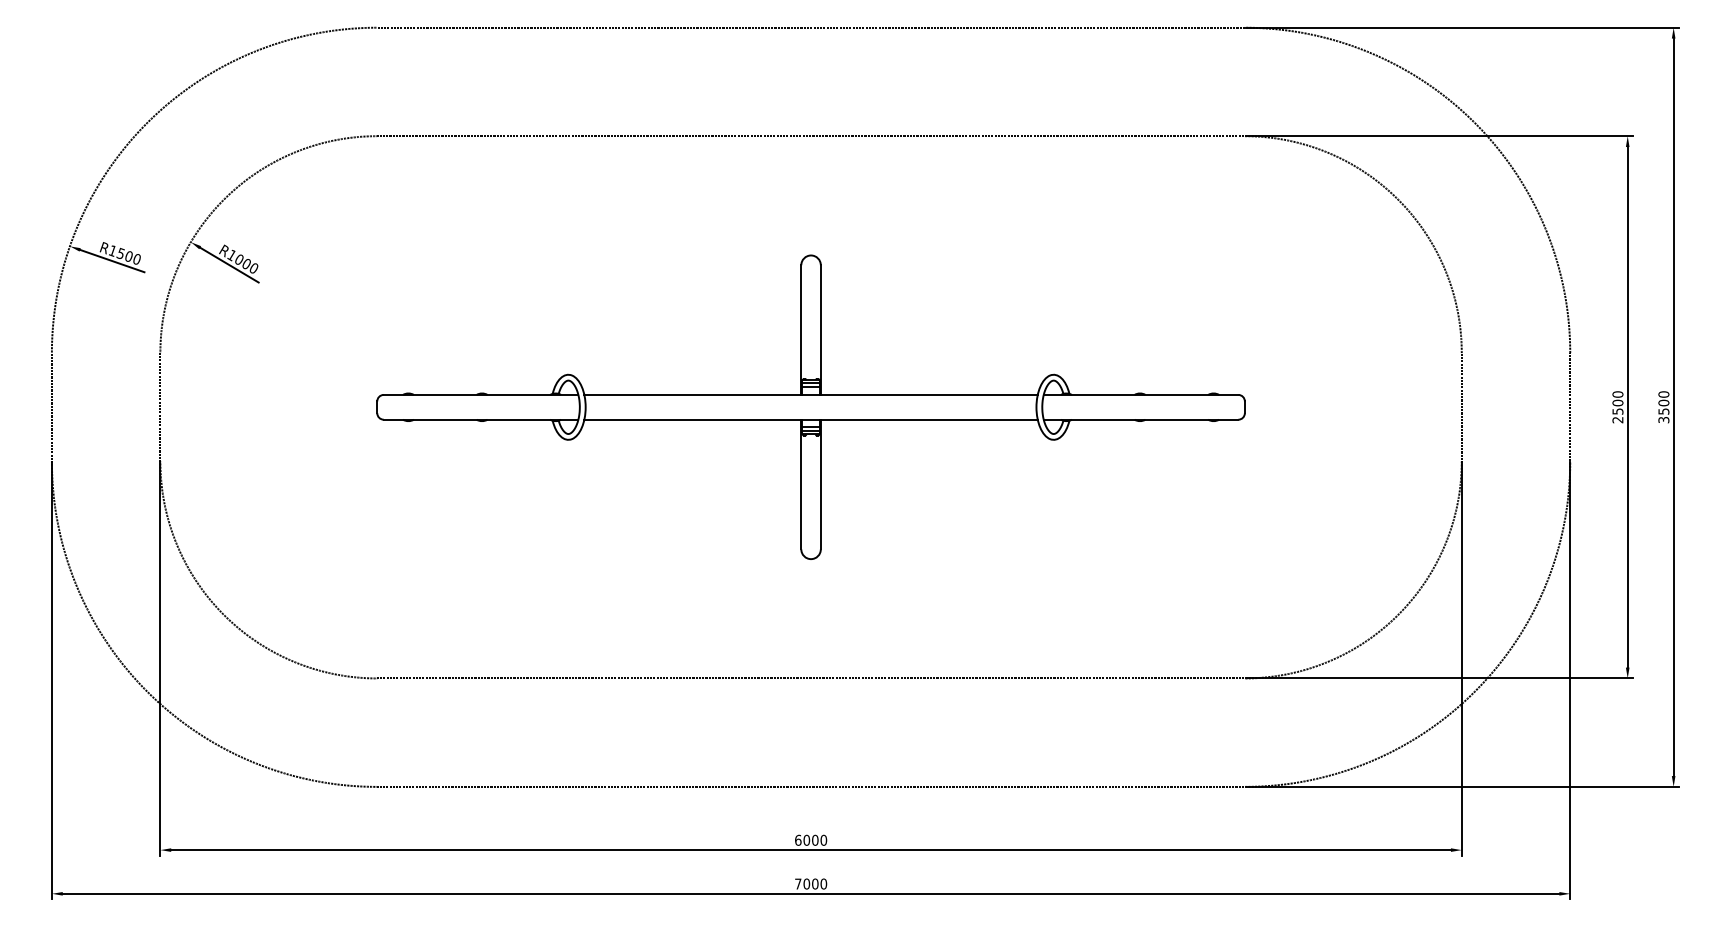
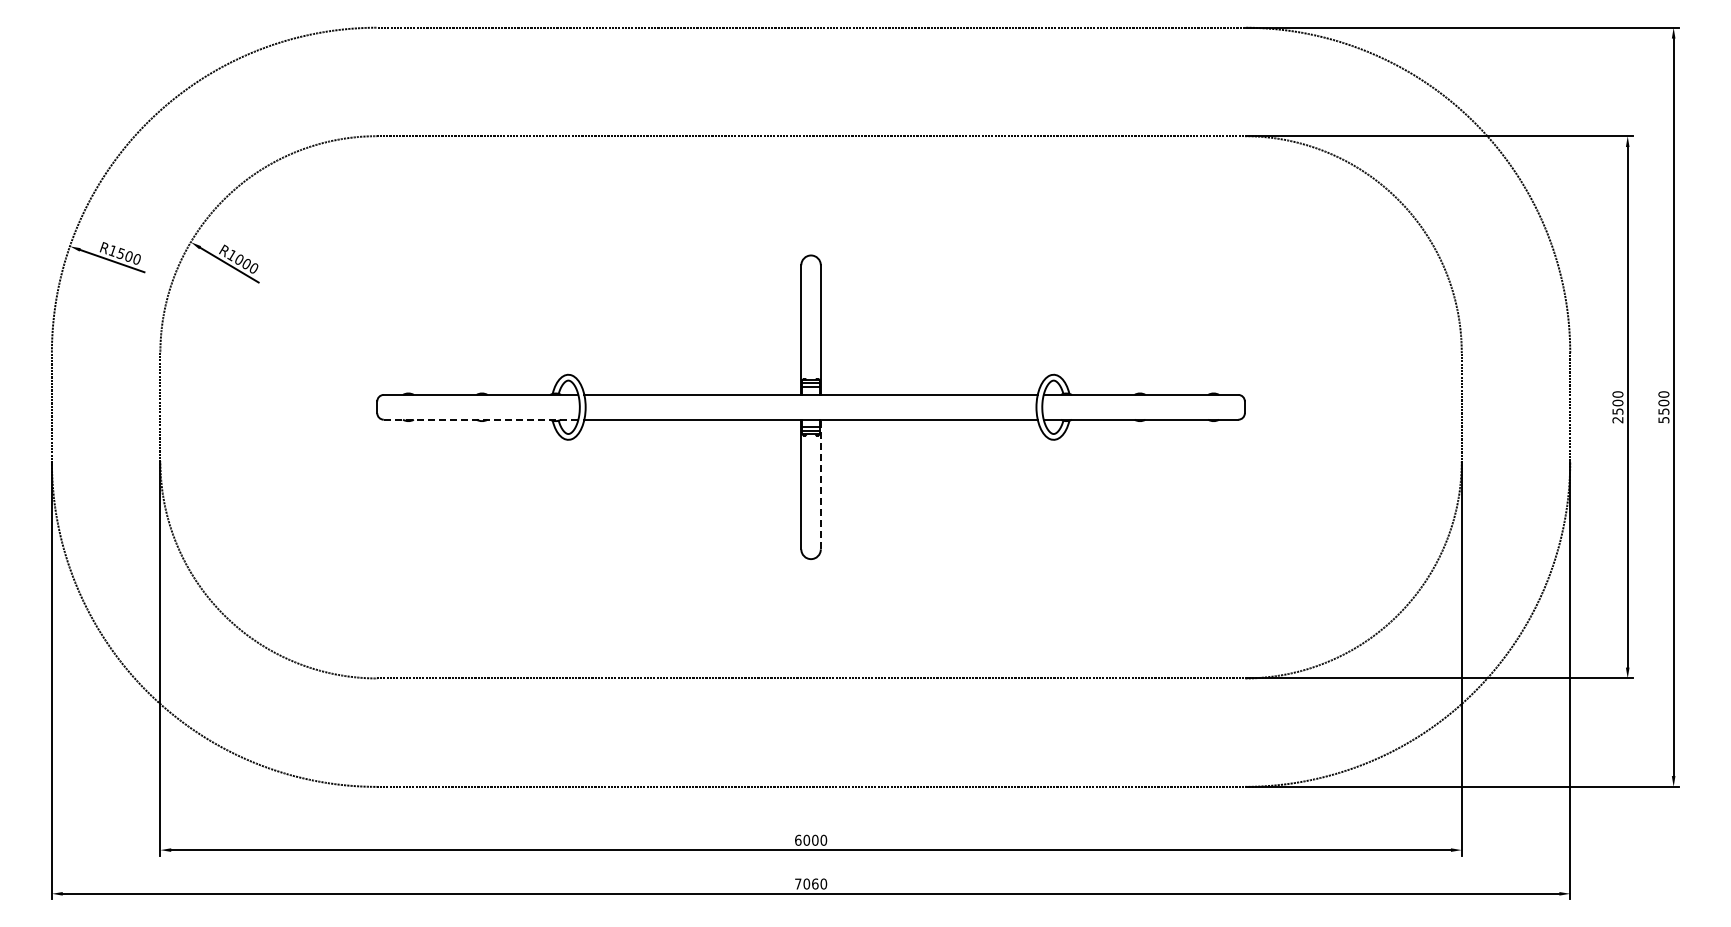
line: solid -> dashed (481, 419)
text: 3500 -> 5500 (1663, 419)
line: solid -> dashed (820, 484)
text: 7000 -> 7060 (815, 883)
